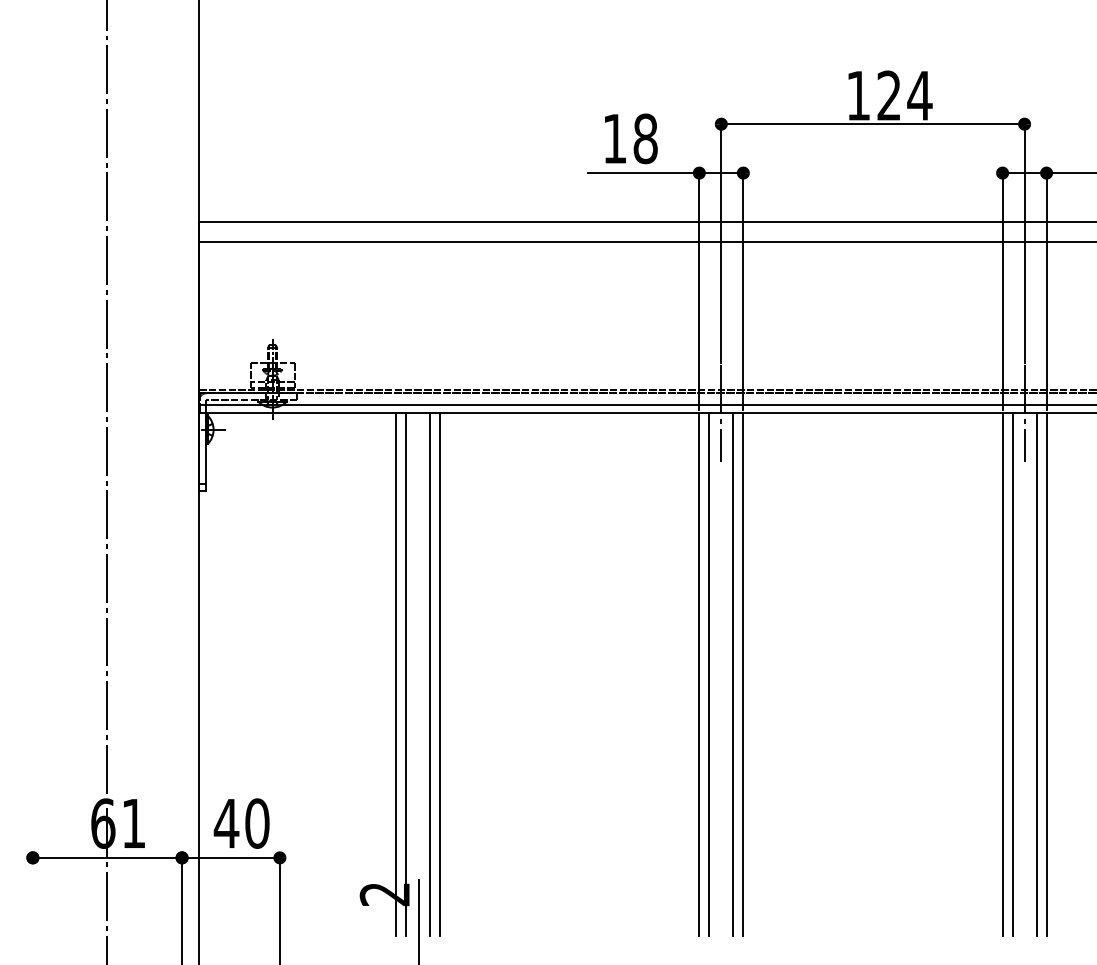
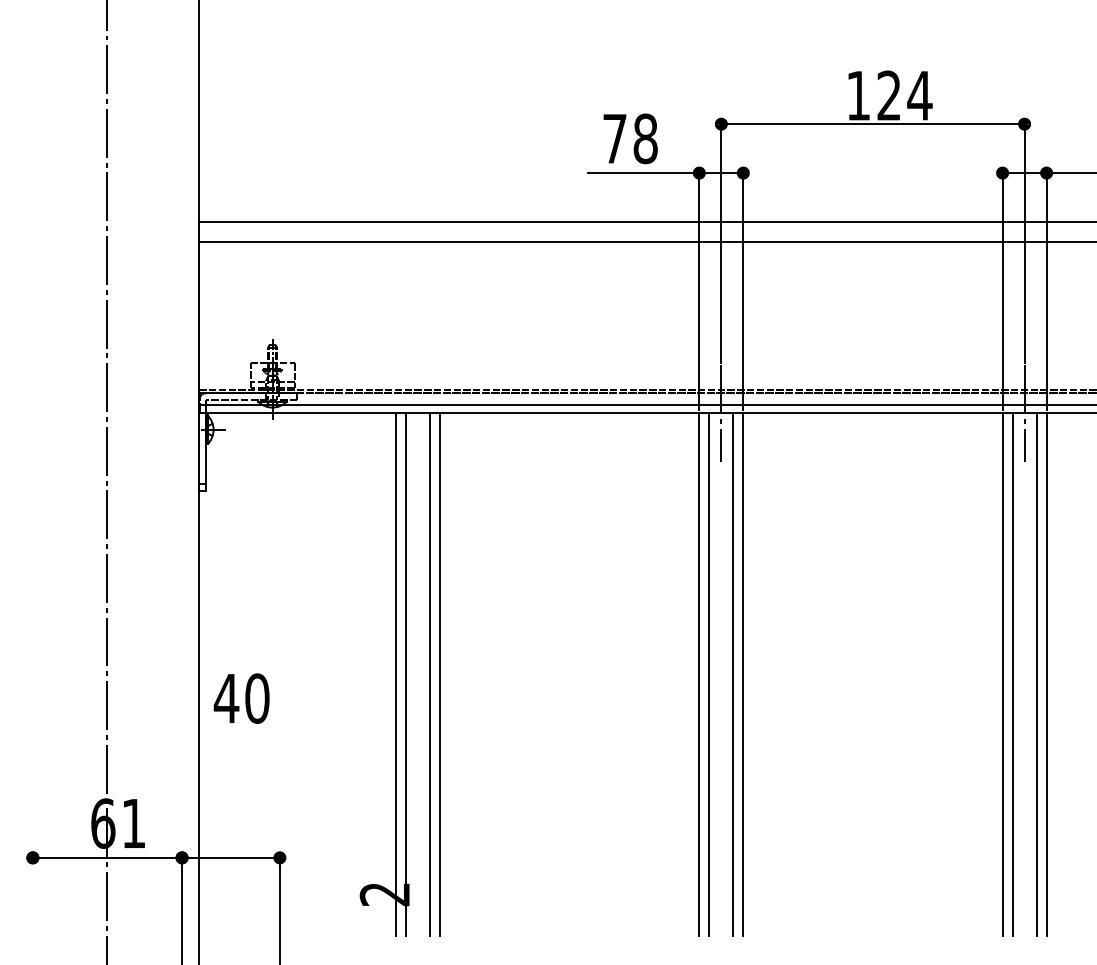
text: 18 -> 78 (614, 138)
text position: (241, 823) -> (241, 698) (241, 698)
line: present -> none (419, 920)
